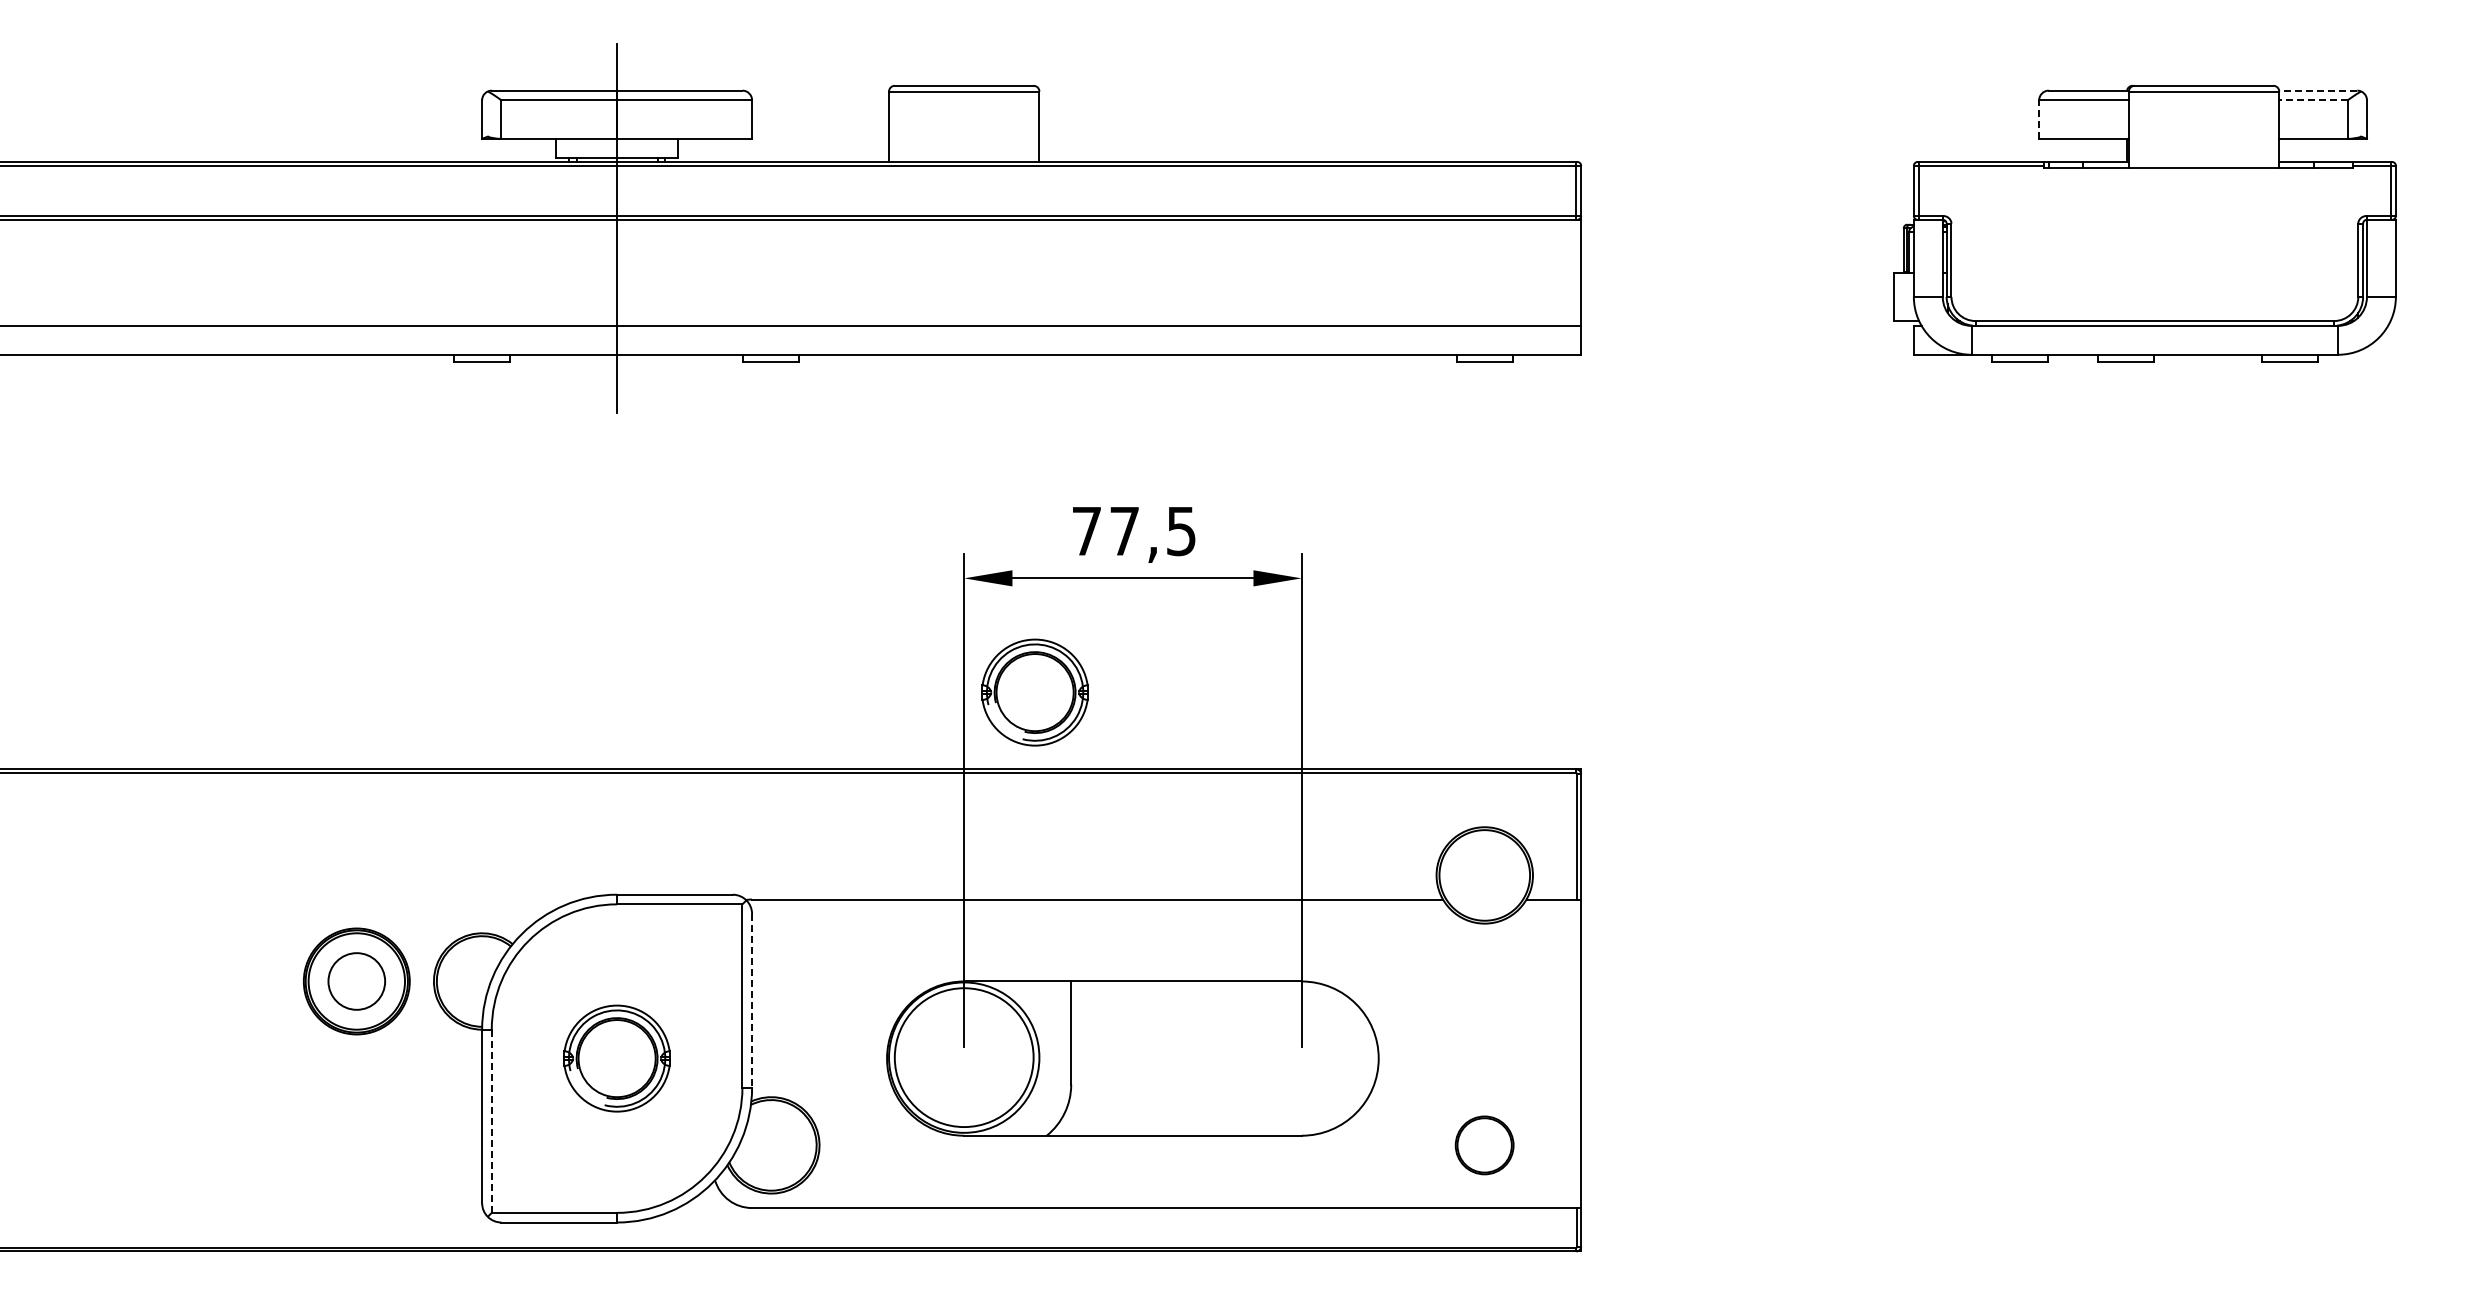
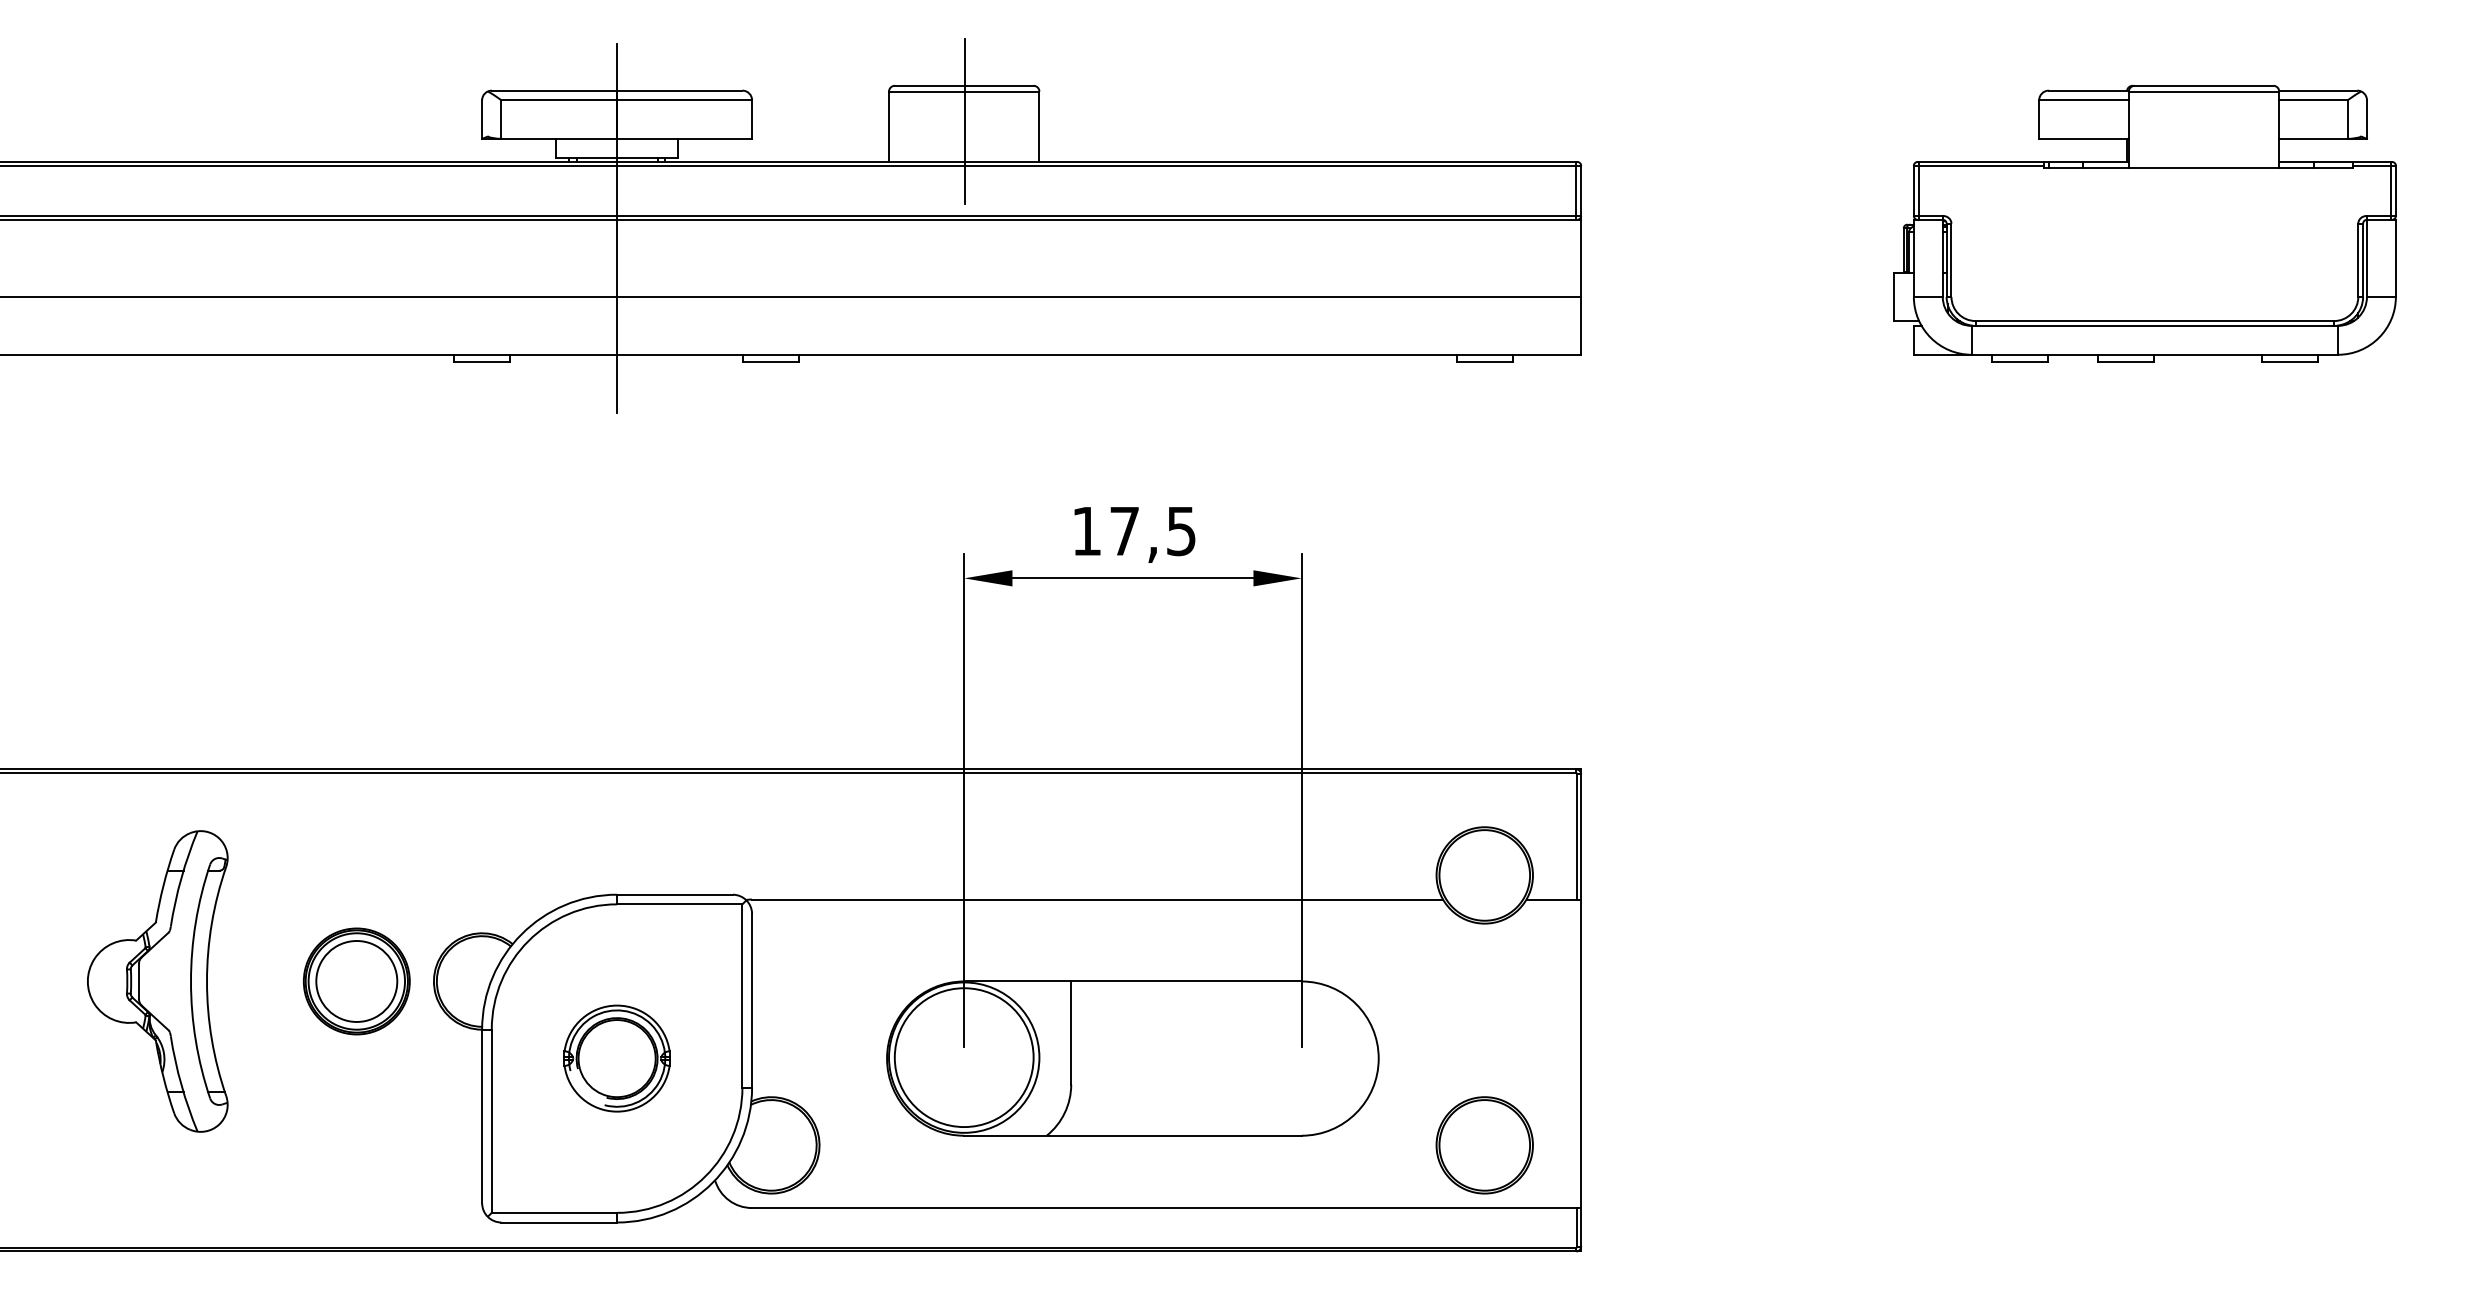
line: dashed -> solid (2317, 90)
line: dashed -> solid (2312, 100)
line: dashed -> solid (2039, 119)
line: none -> present (964, 121)
line position: (791, 325) -> (791, 296) (791, 296)
text: 77,5 -> 17,5 (1086, 531)
part: present -> none (1034, 692)
part: none -> present (157, 981)
circle diameter: 57 px -> 81 px (356, 981)
line: dashed -> solid (752, 1000)
line: dashed -> solid (491, 1121)
part size: 61x61 px -> 99x99 px (1484, 1145)
